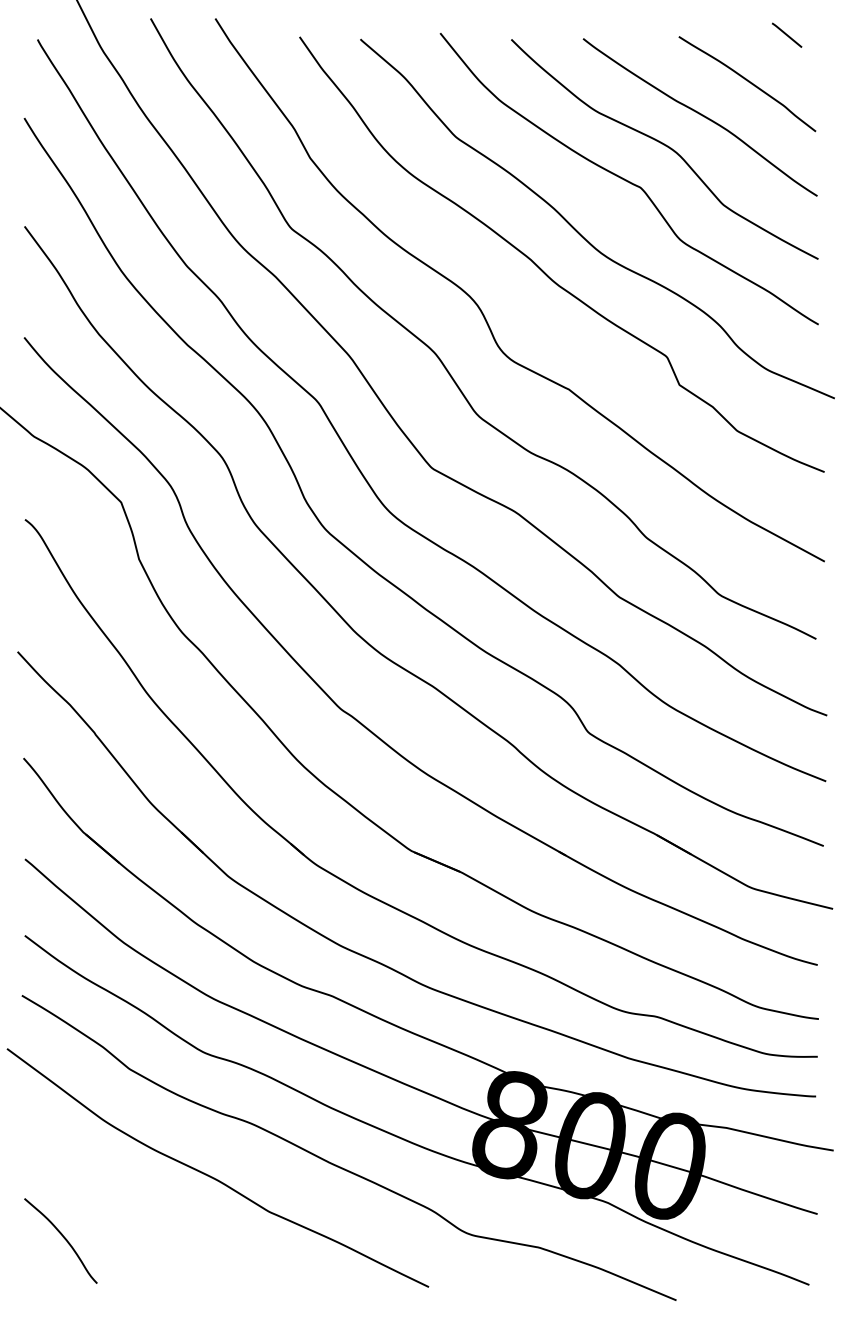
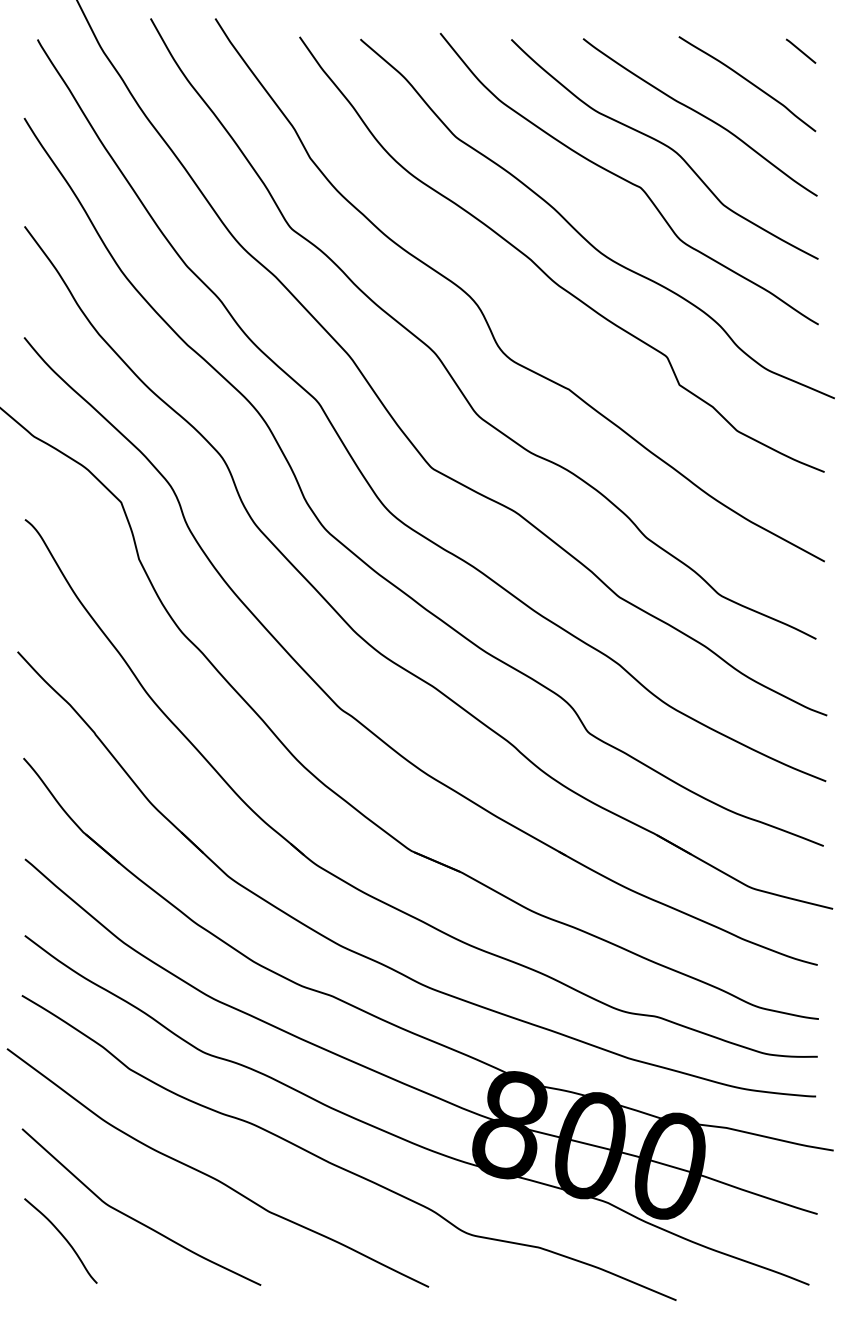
line position: (787, 34) -> (801, 50) (801, 50)
curve: none -> present (134, 1218)
